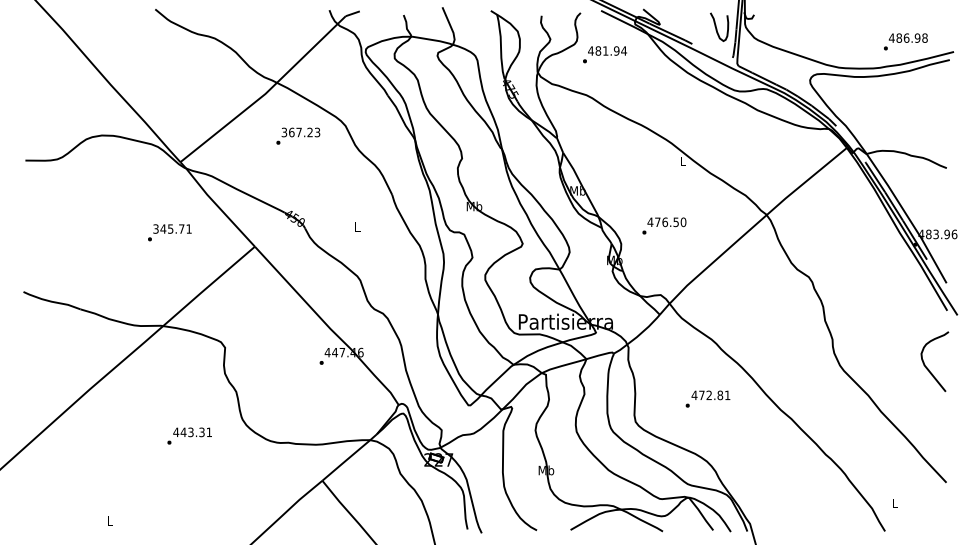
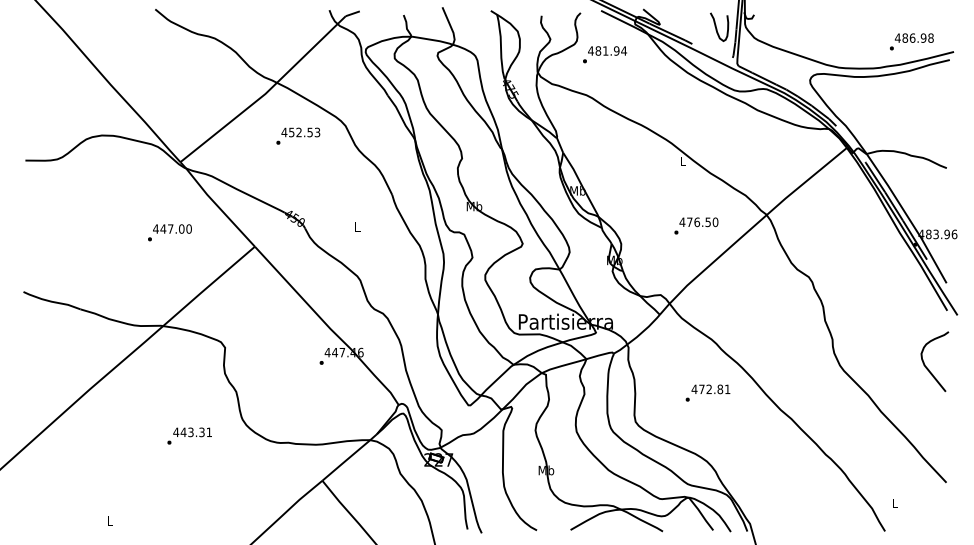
text position: (905, 41) -> (911, 41) (911, 41)
text: 367.23 -> 452.53 (296, 132)
text position: (664, 225) -> (696, 225) (696, 225)
text: 345.71 -> 447.00 (172, 228)
text position: (707, 398) -> (707, 392) (707, 392)
